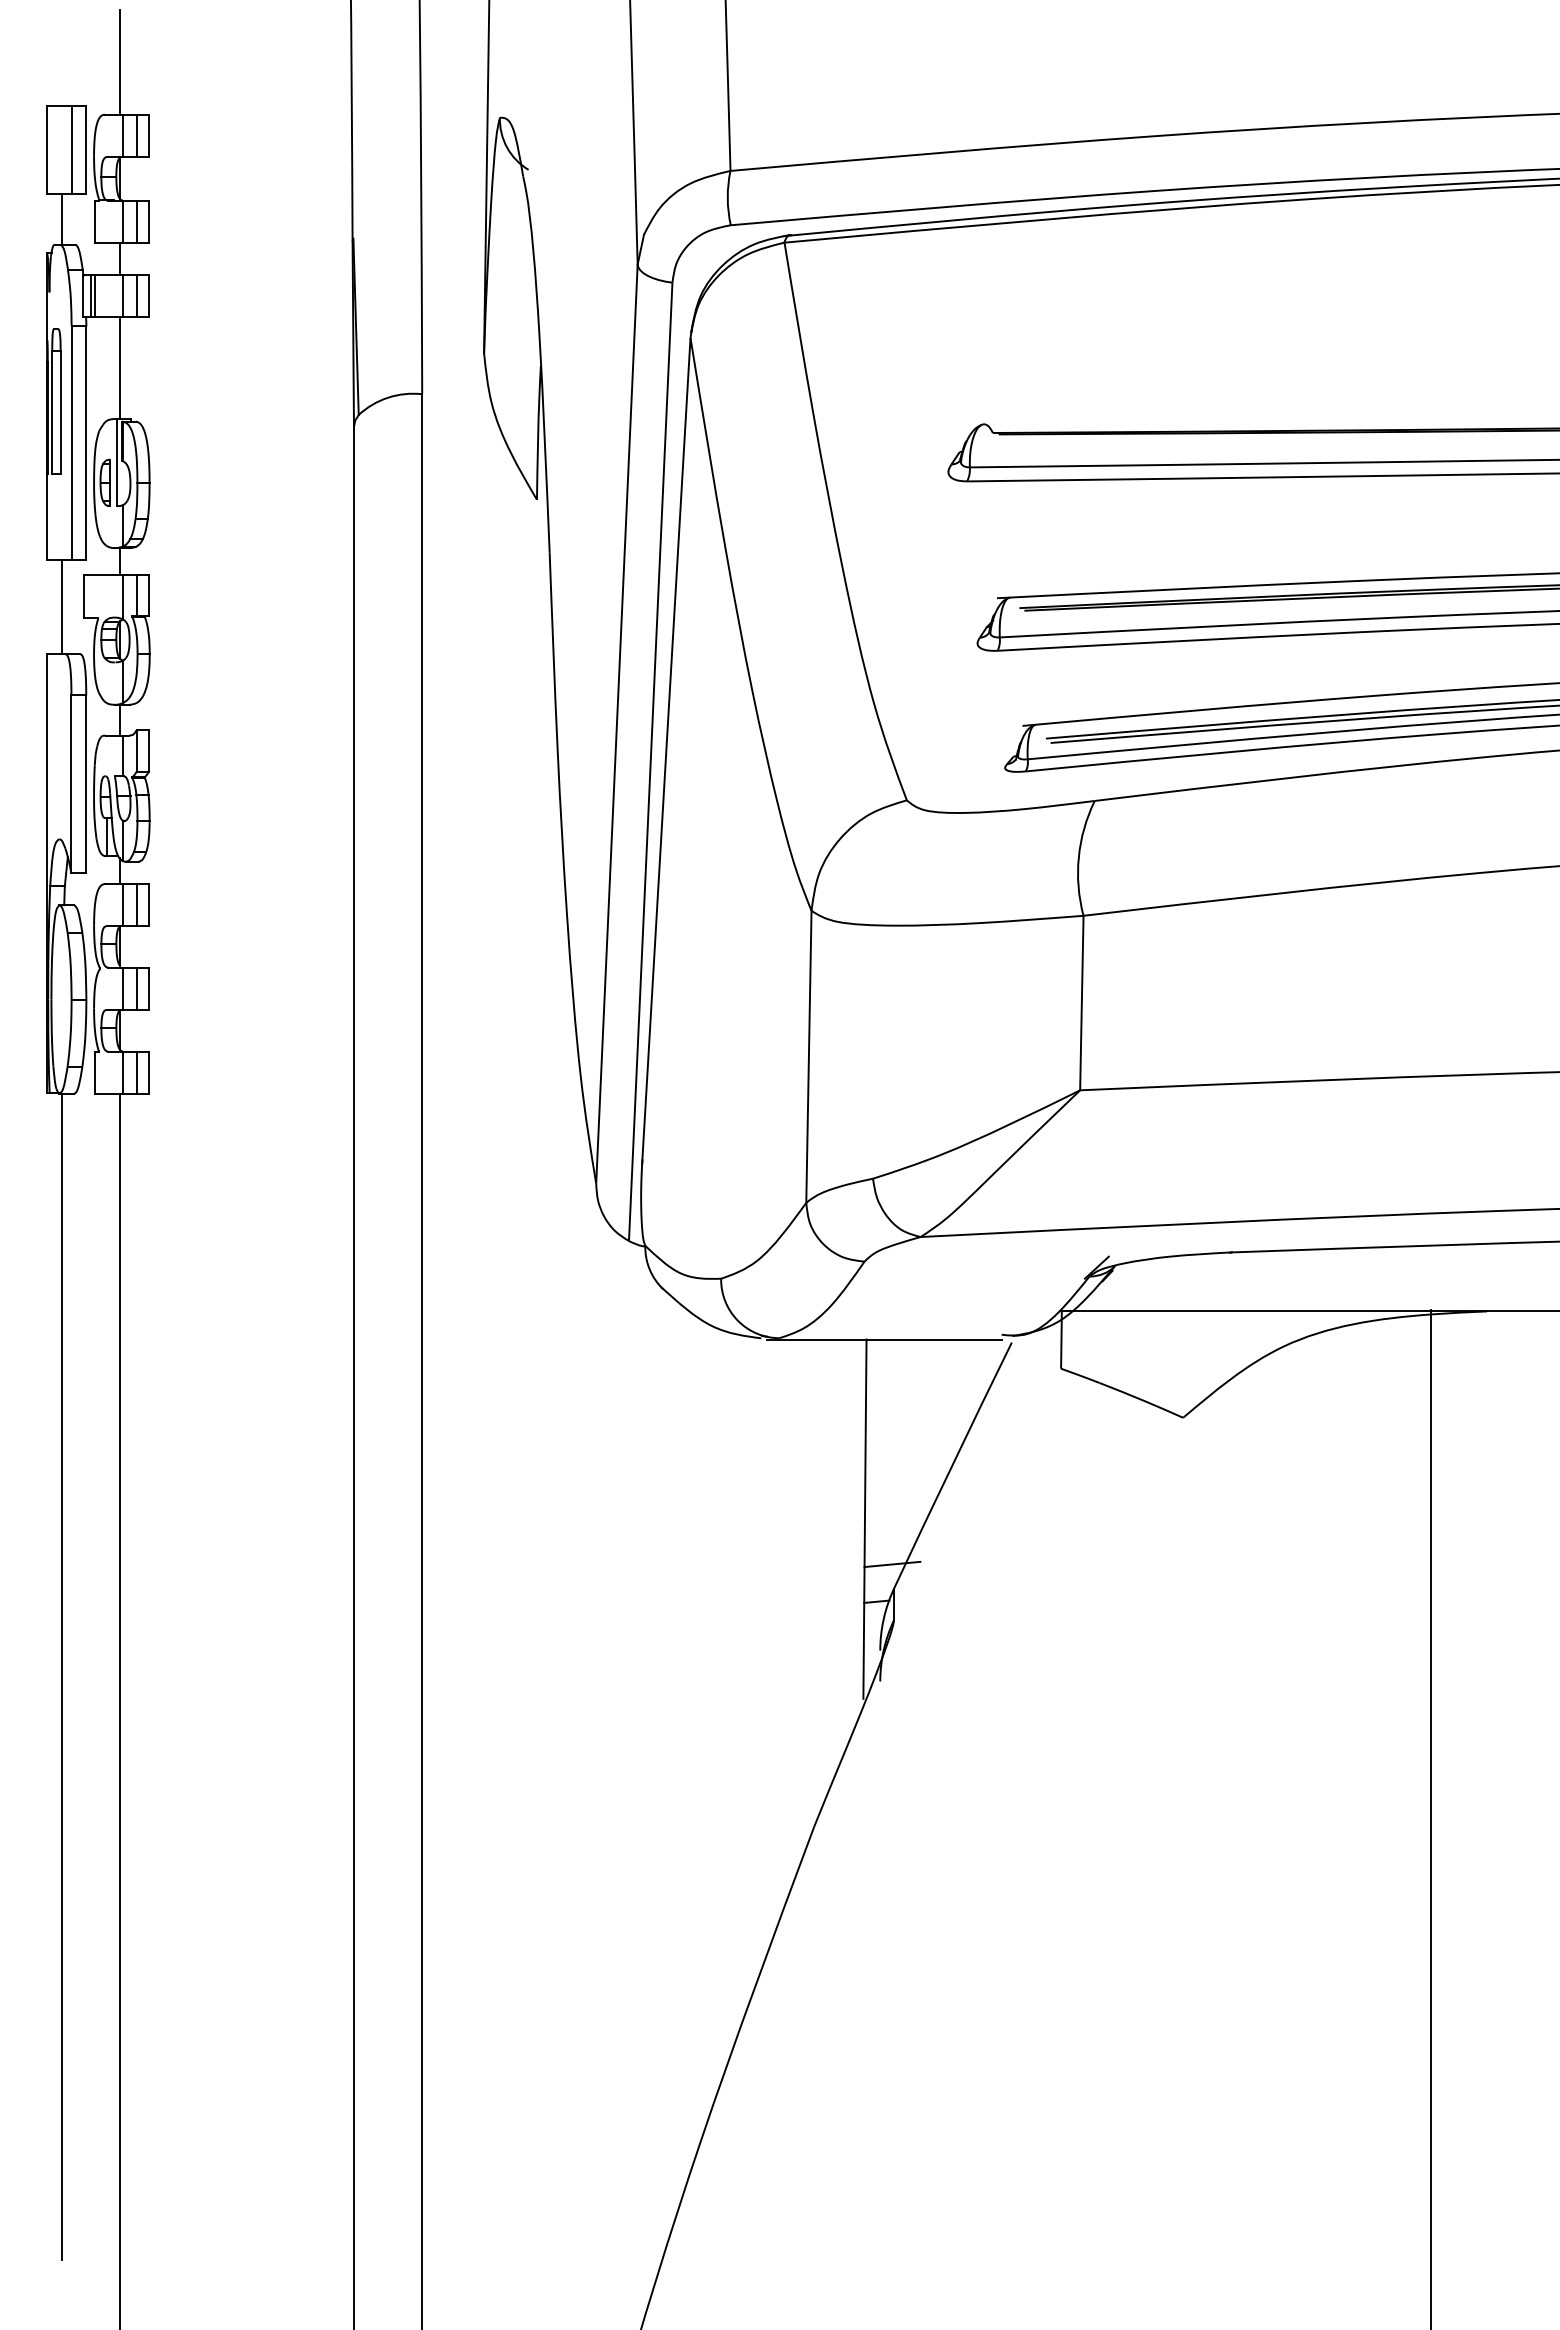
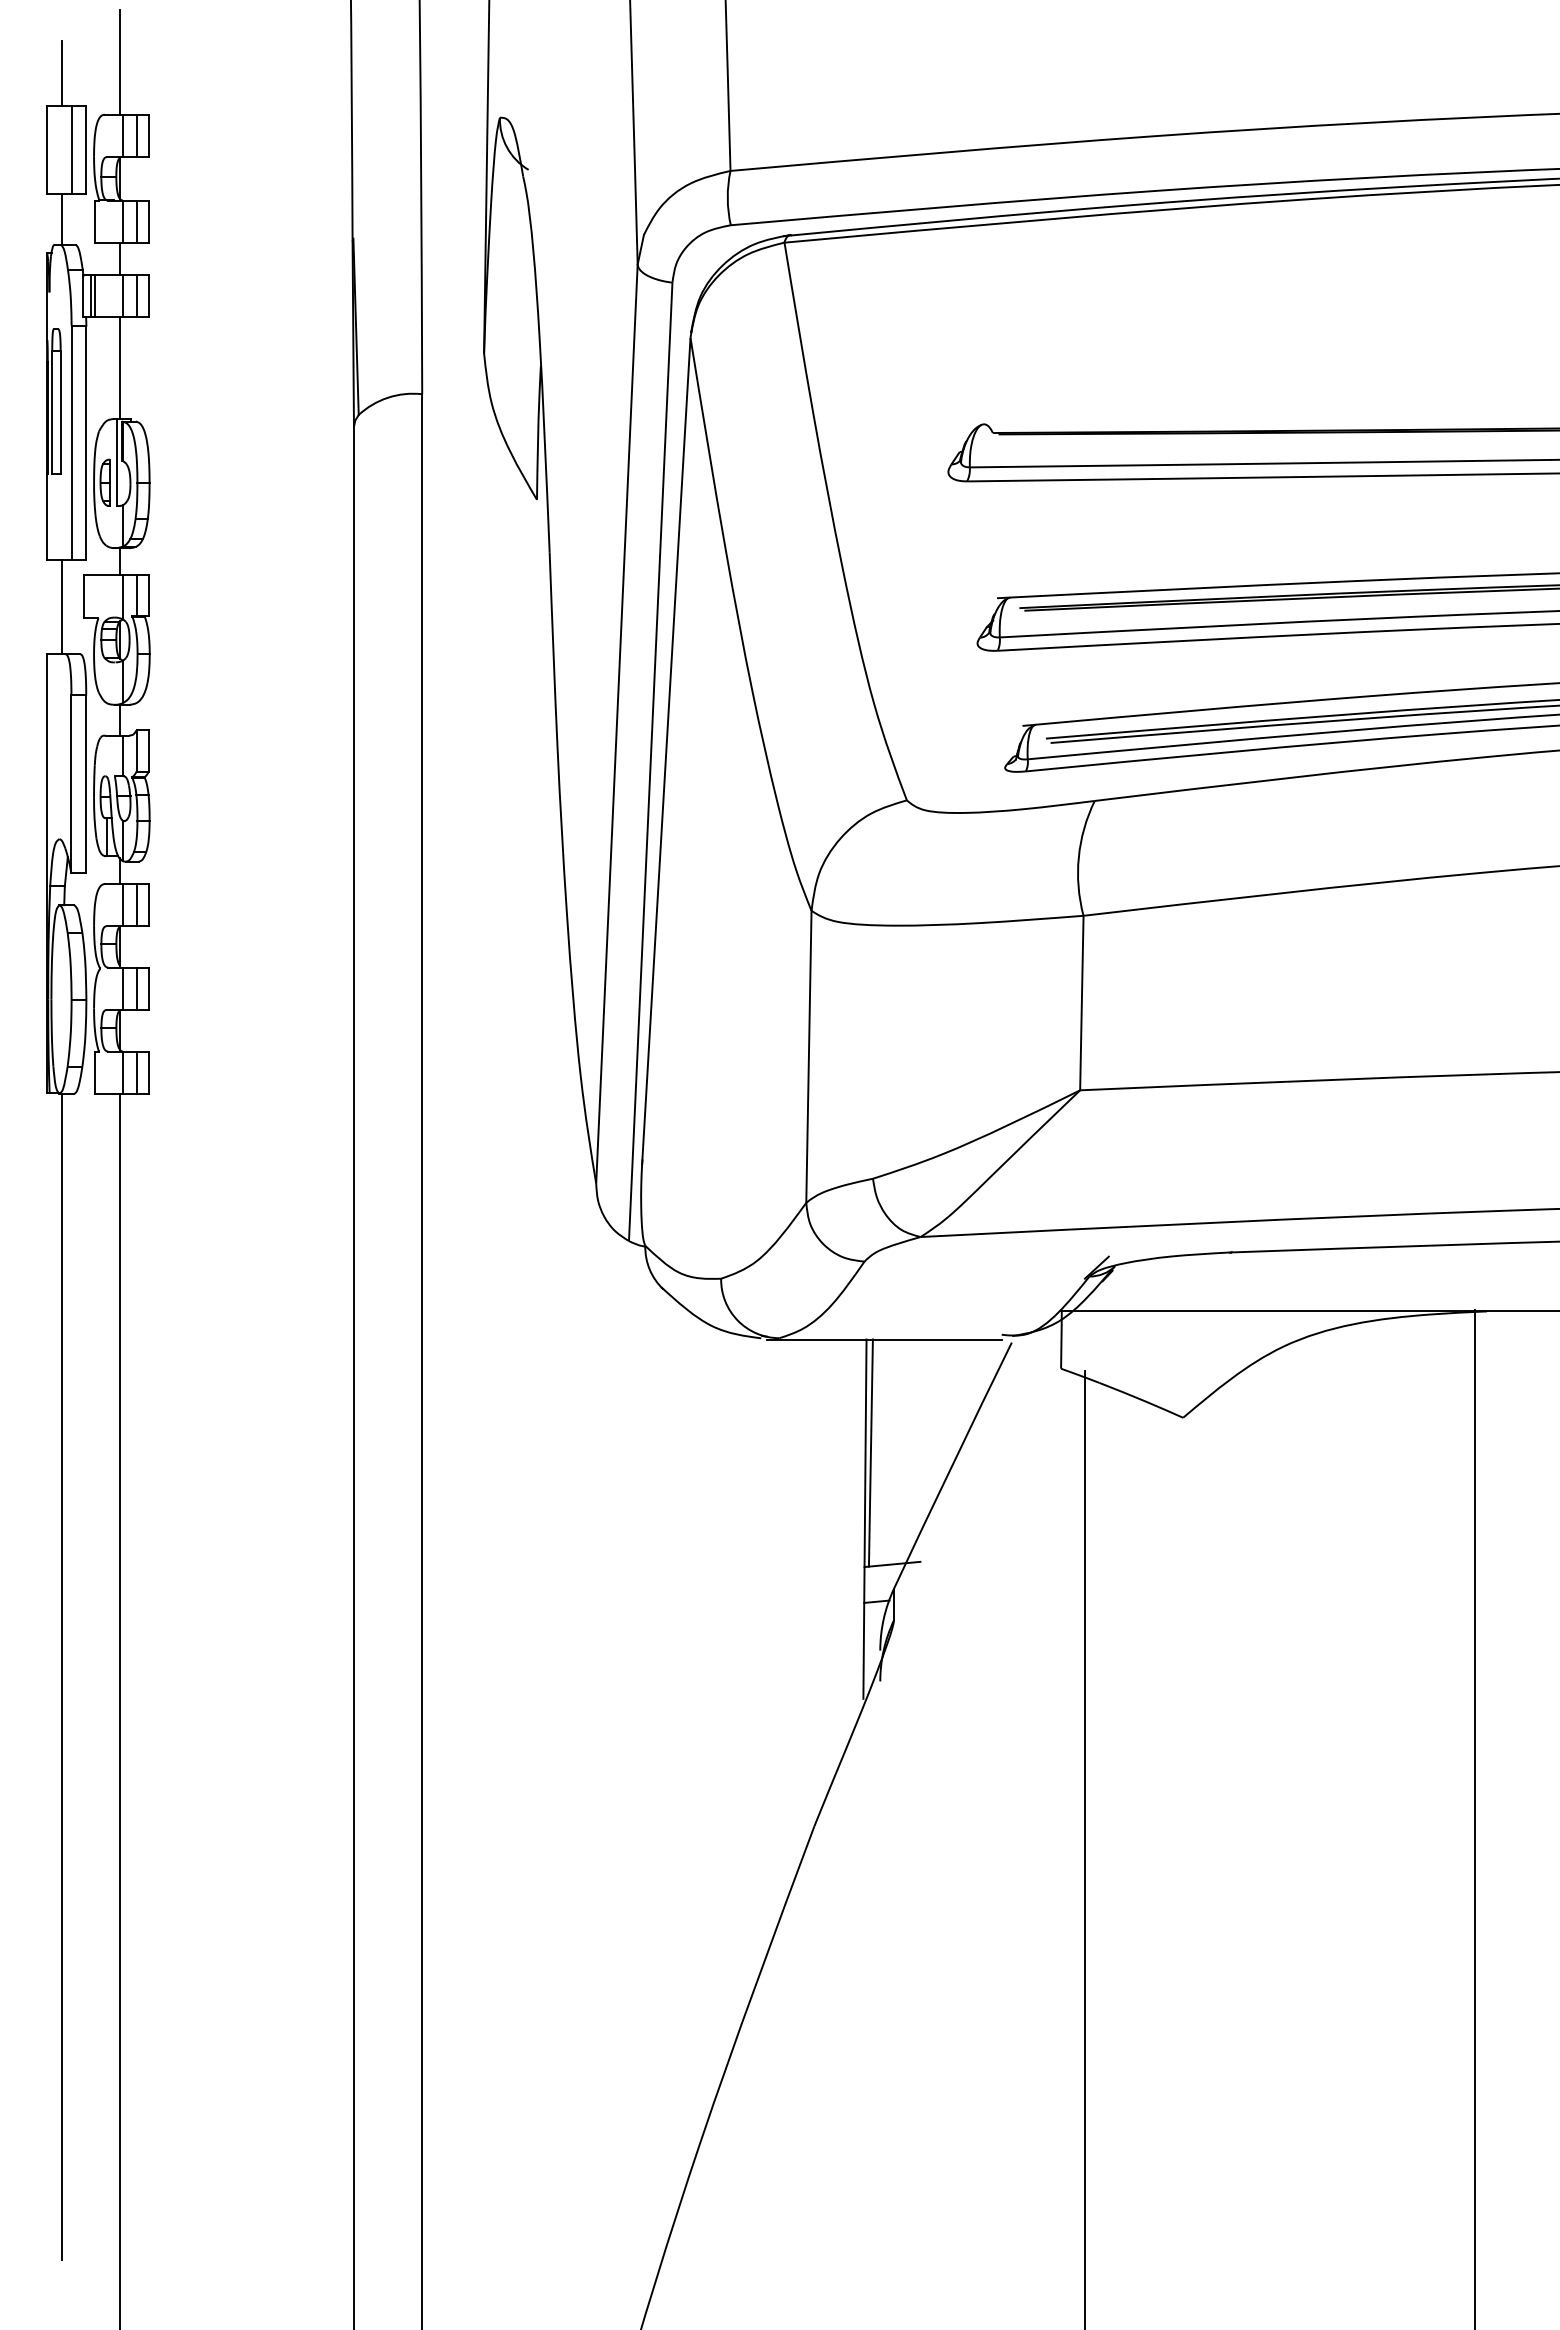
line: none -> present (61, 73)
line: none -> present (870, 1452)
line position: (1431, 1817) -> (1475, 1817) (1475, 1817)
line: none -> present (1084, 1848)
